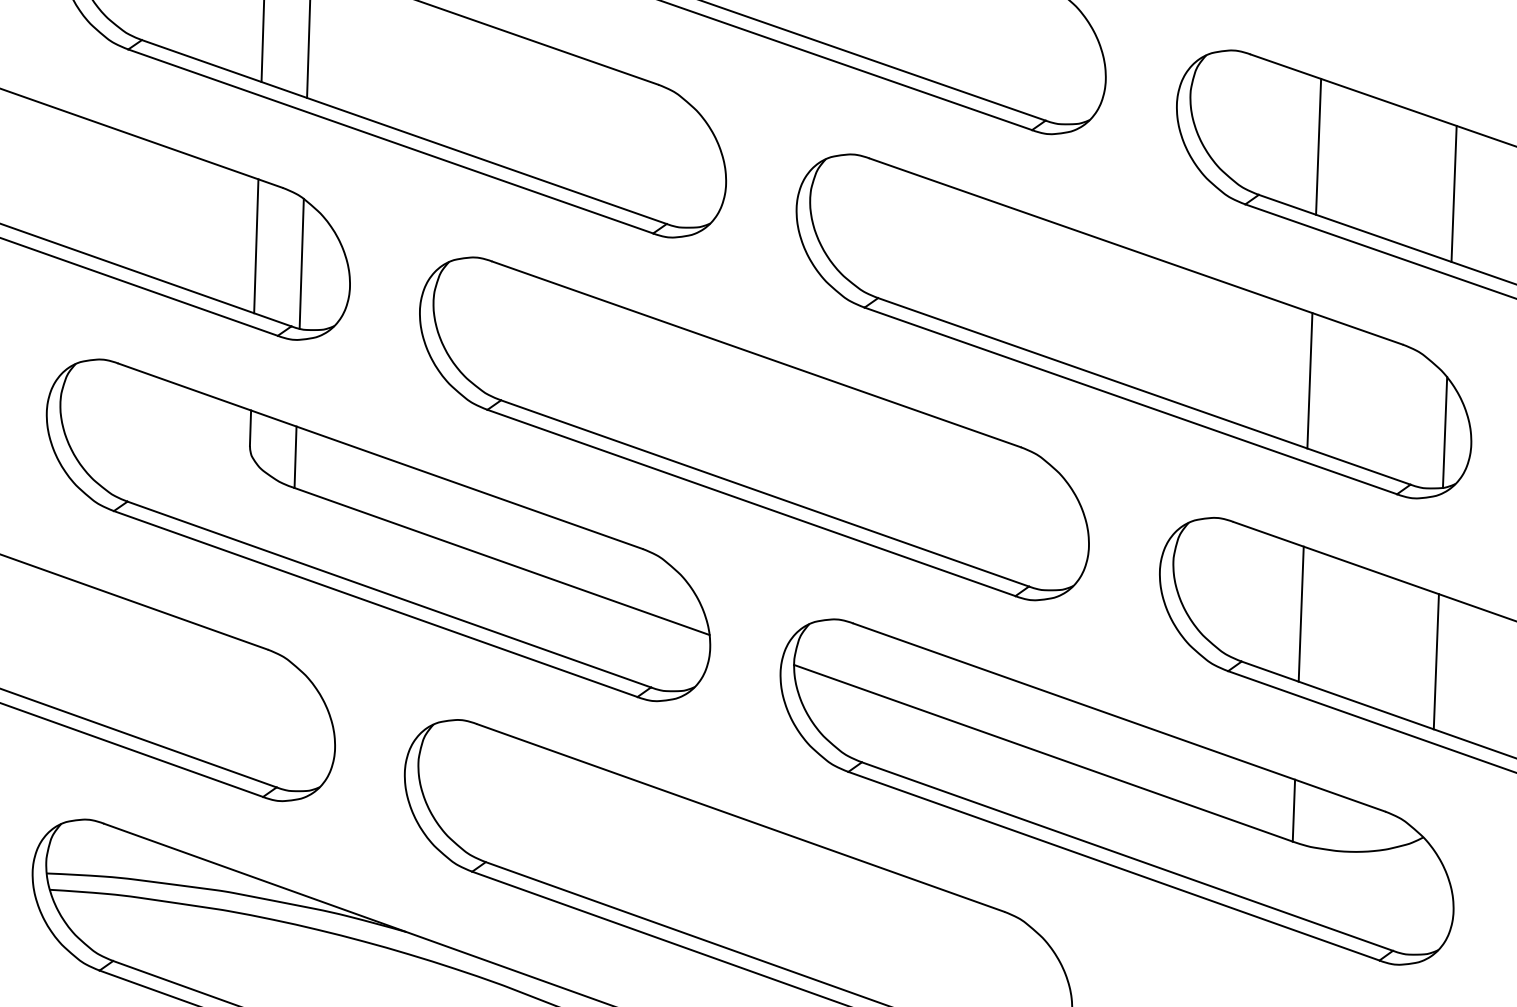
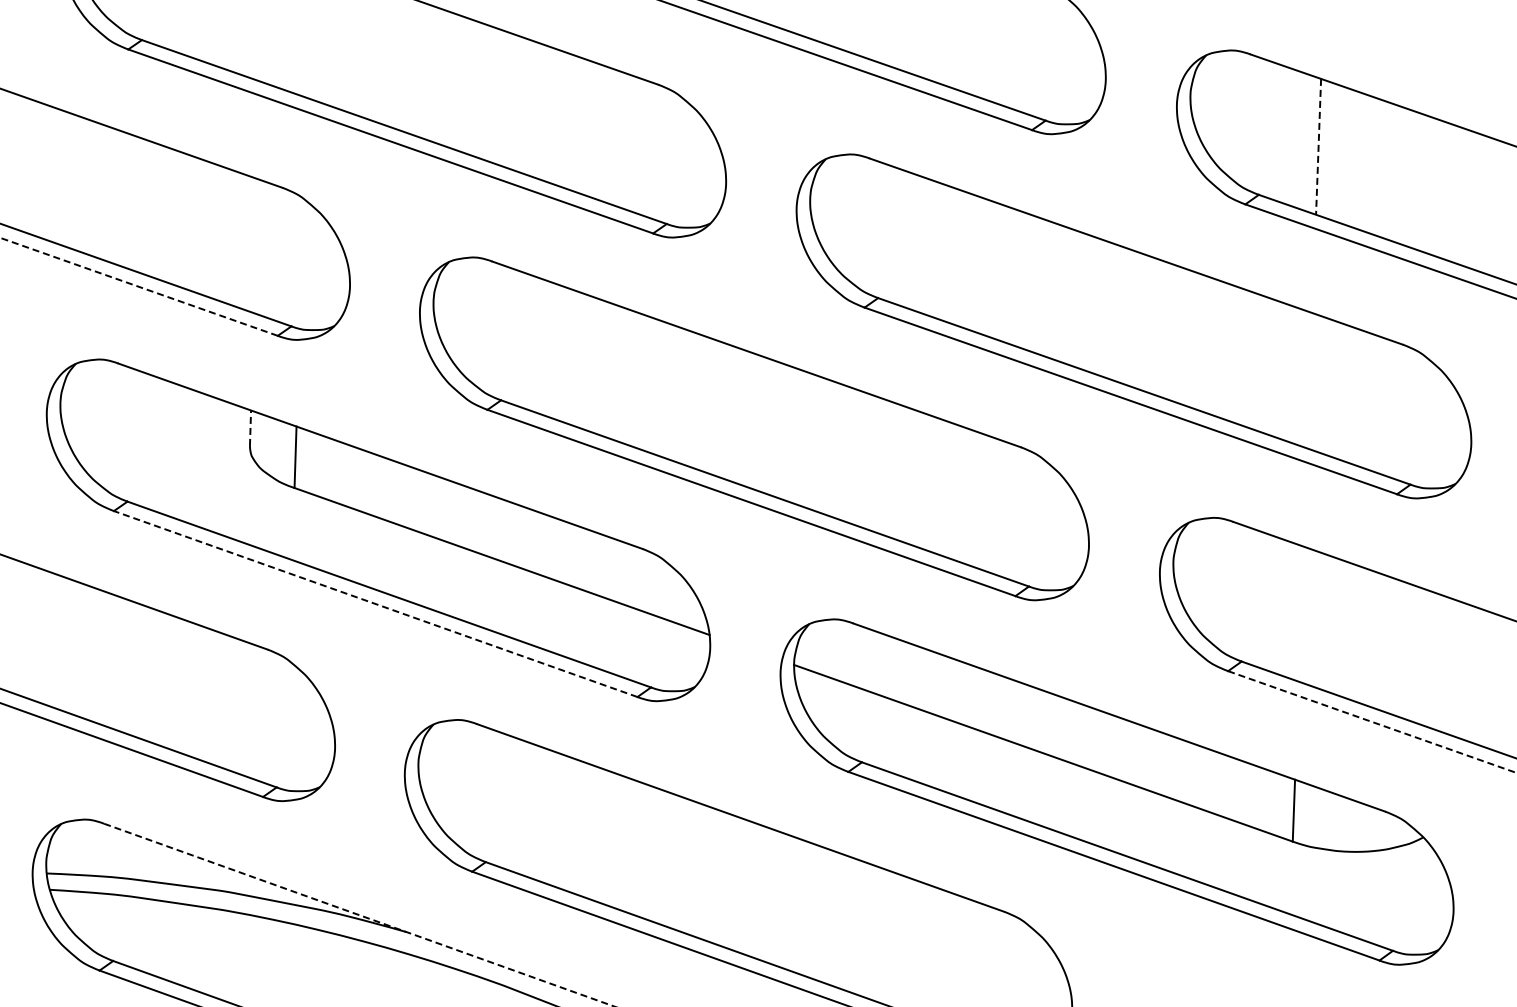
line: present -> none (262, 42)
line: present -> none (308, 49)
line: solid -> dashed (1318, 146)
line: present -> none (1453, 193)
line: present -> none (256, 246)
line: present -> none (301, 263)
line: solid -> dashed (139, 286)
line: present -> none (1309, 380)
line: solid -> dashed (250, 428)
line: present -> none (1444, 432)
line: solid -> dashed (375, 604)
line: present -> none (1300, 613)
line: present -> none (1435, 661)
line: solid -> dashed (1372, 722)
line: solid -> dashed (359, 915)
